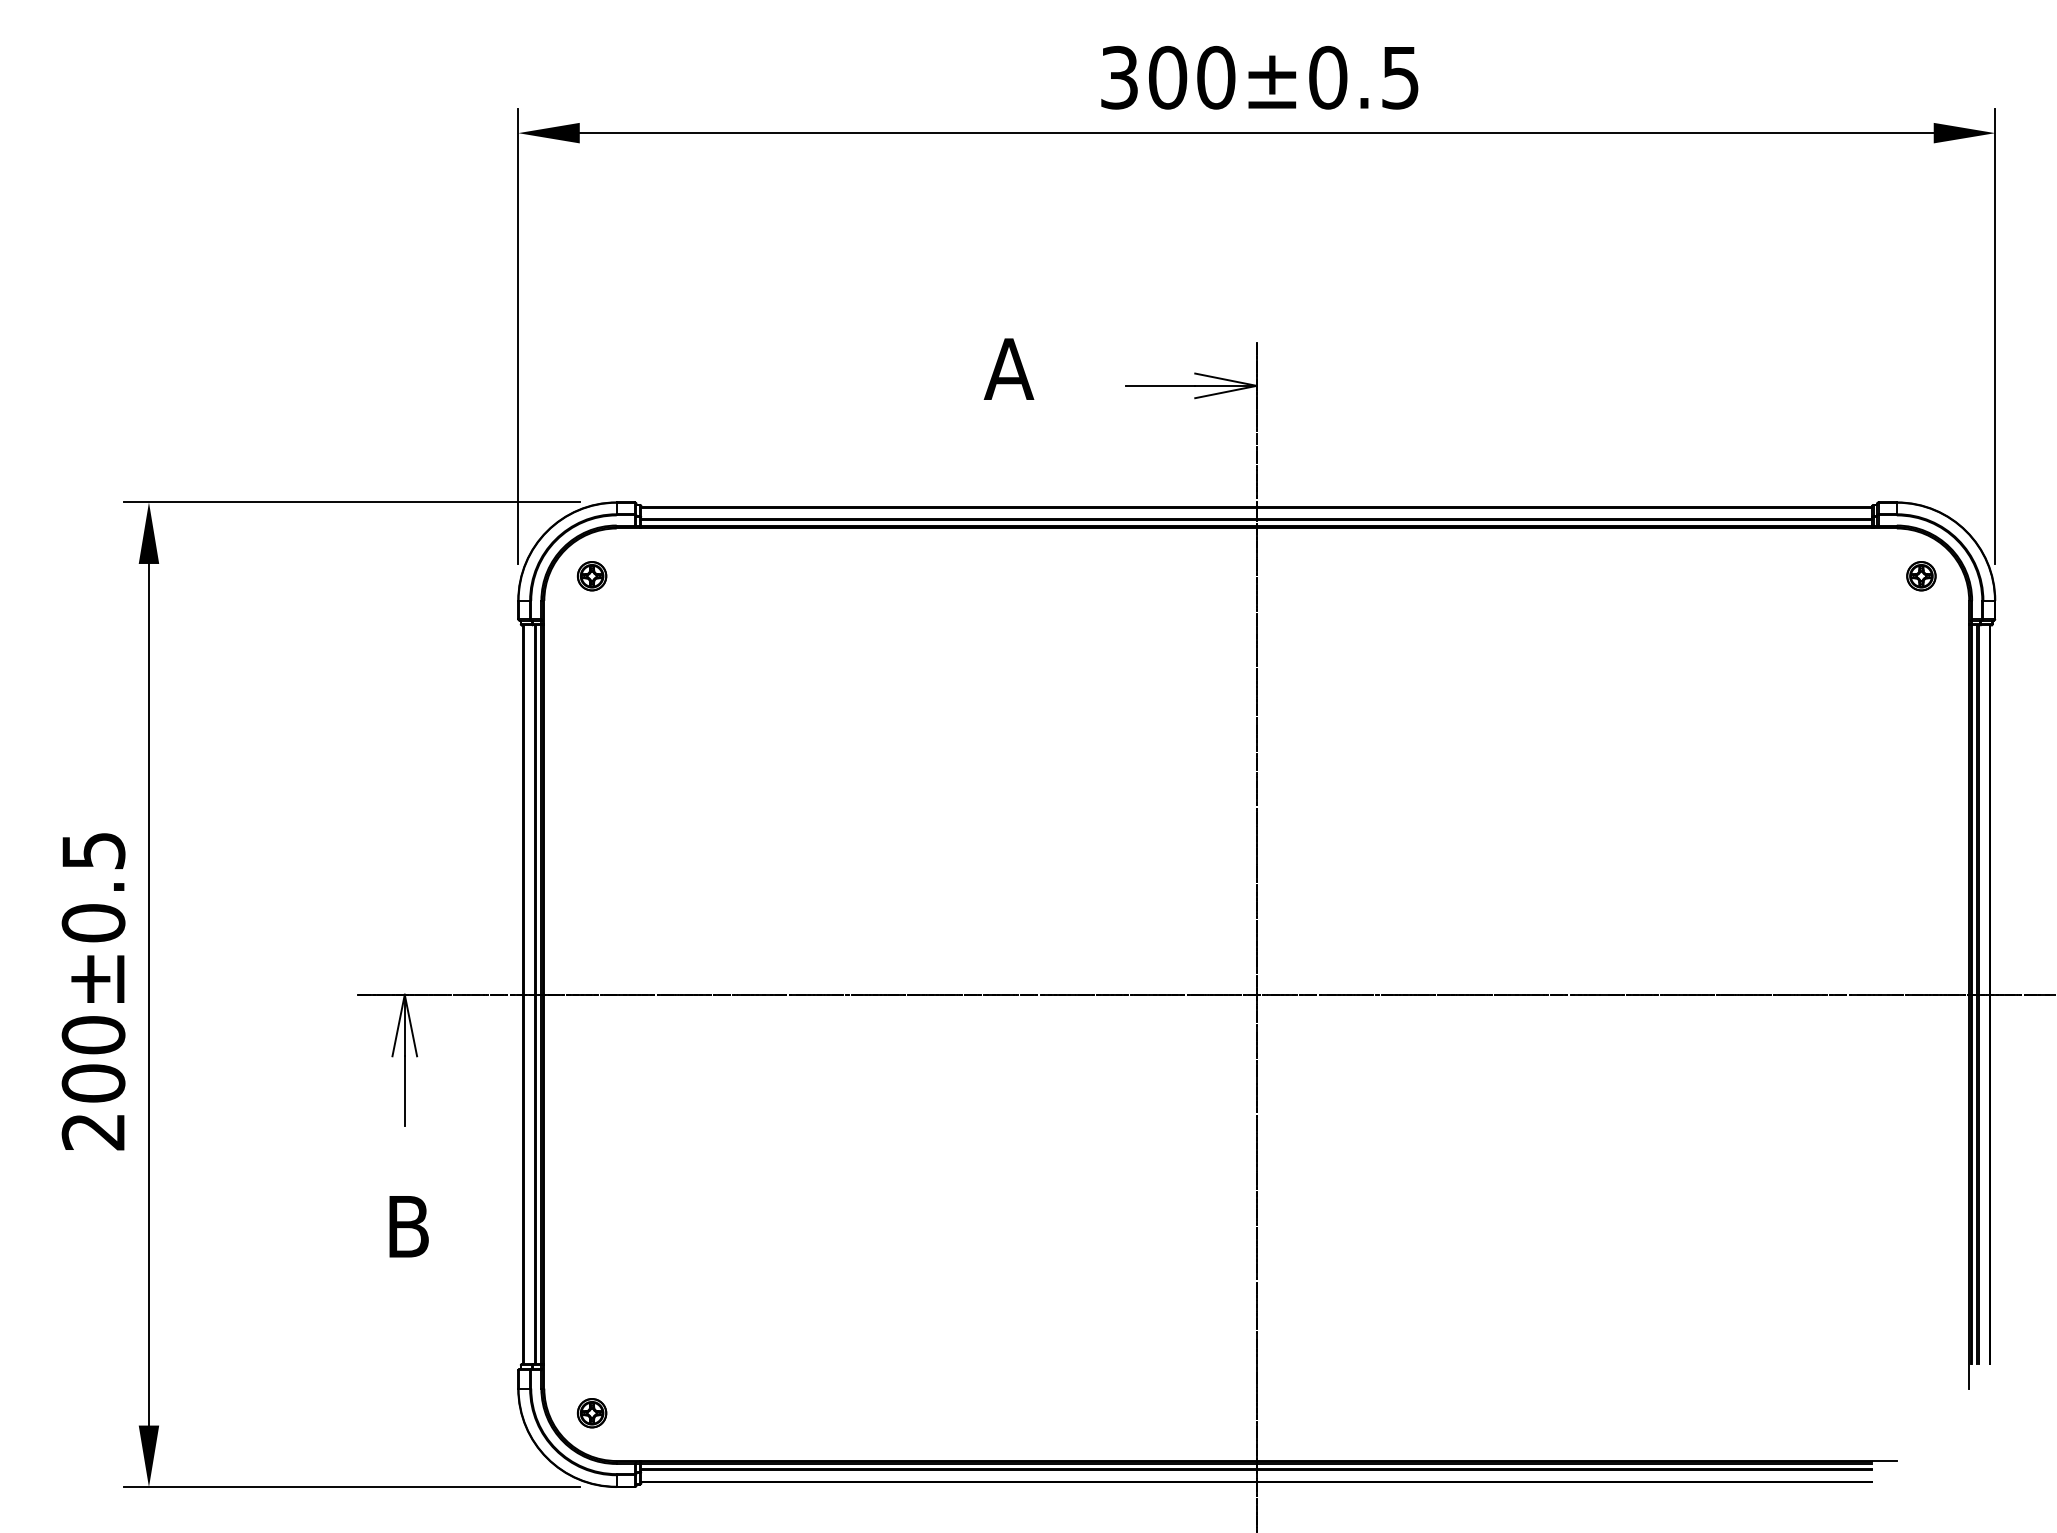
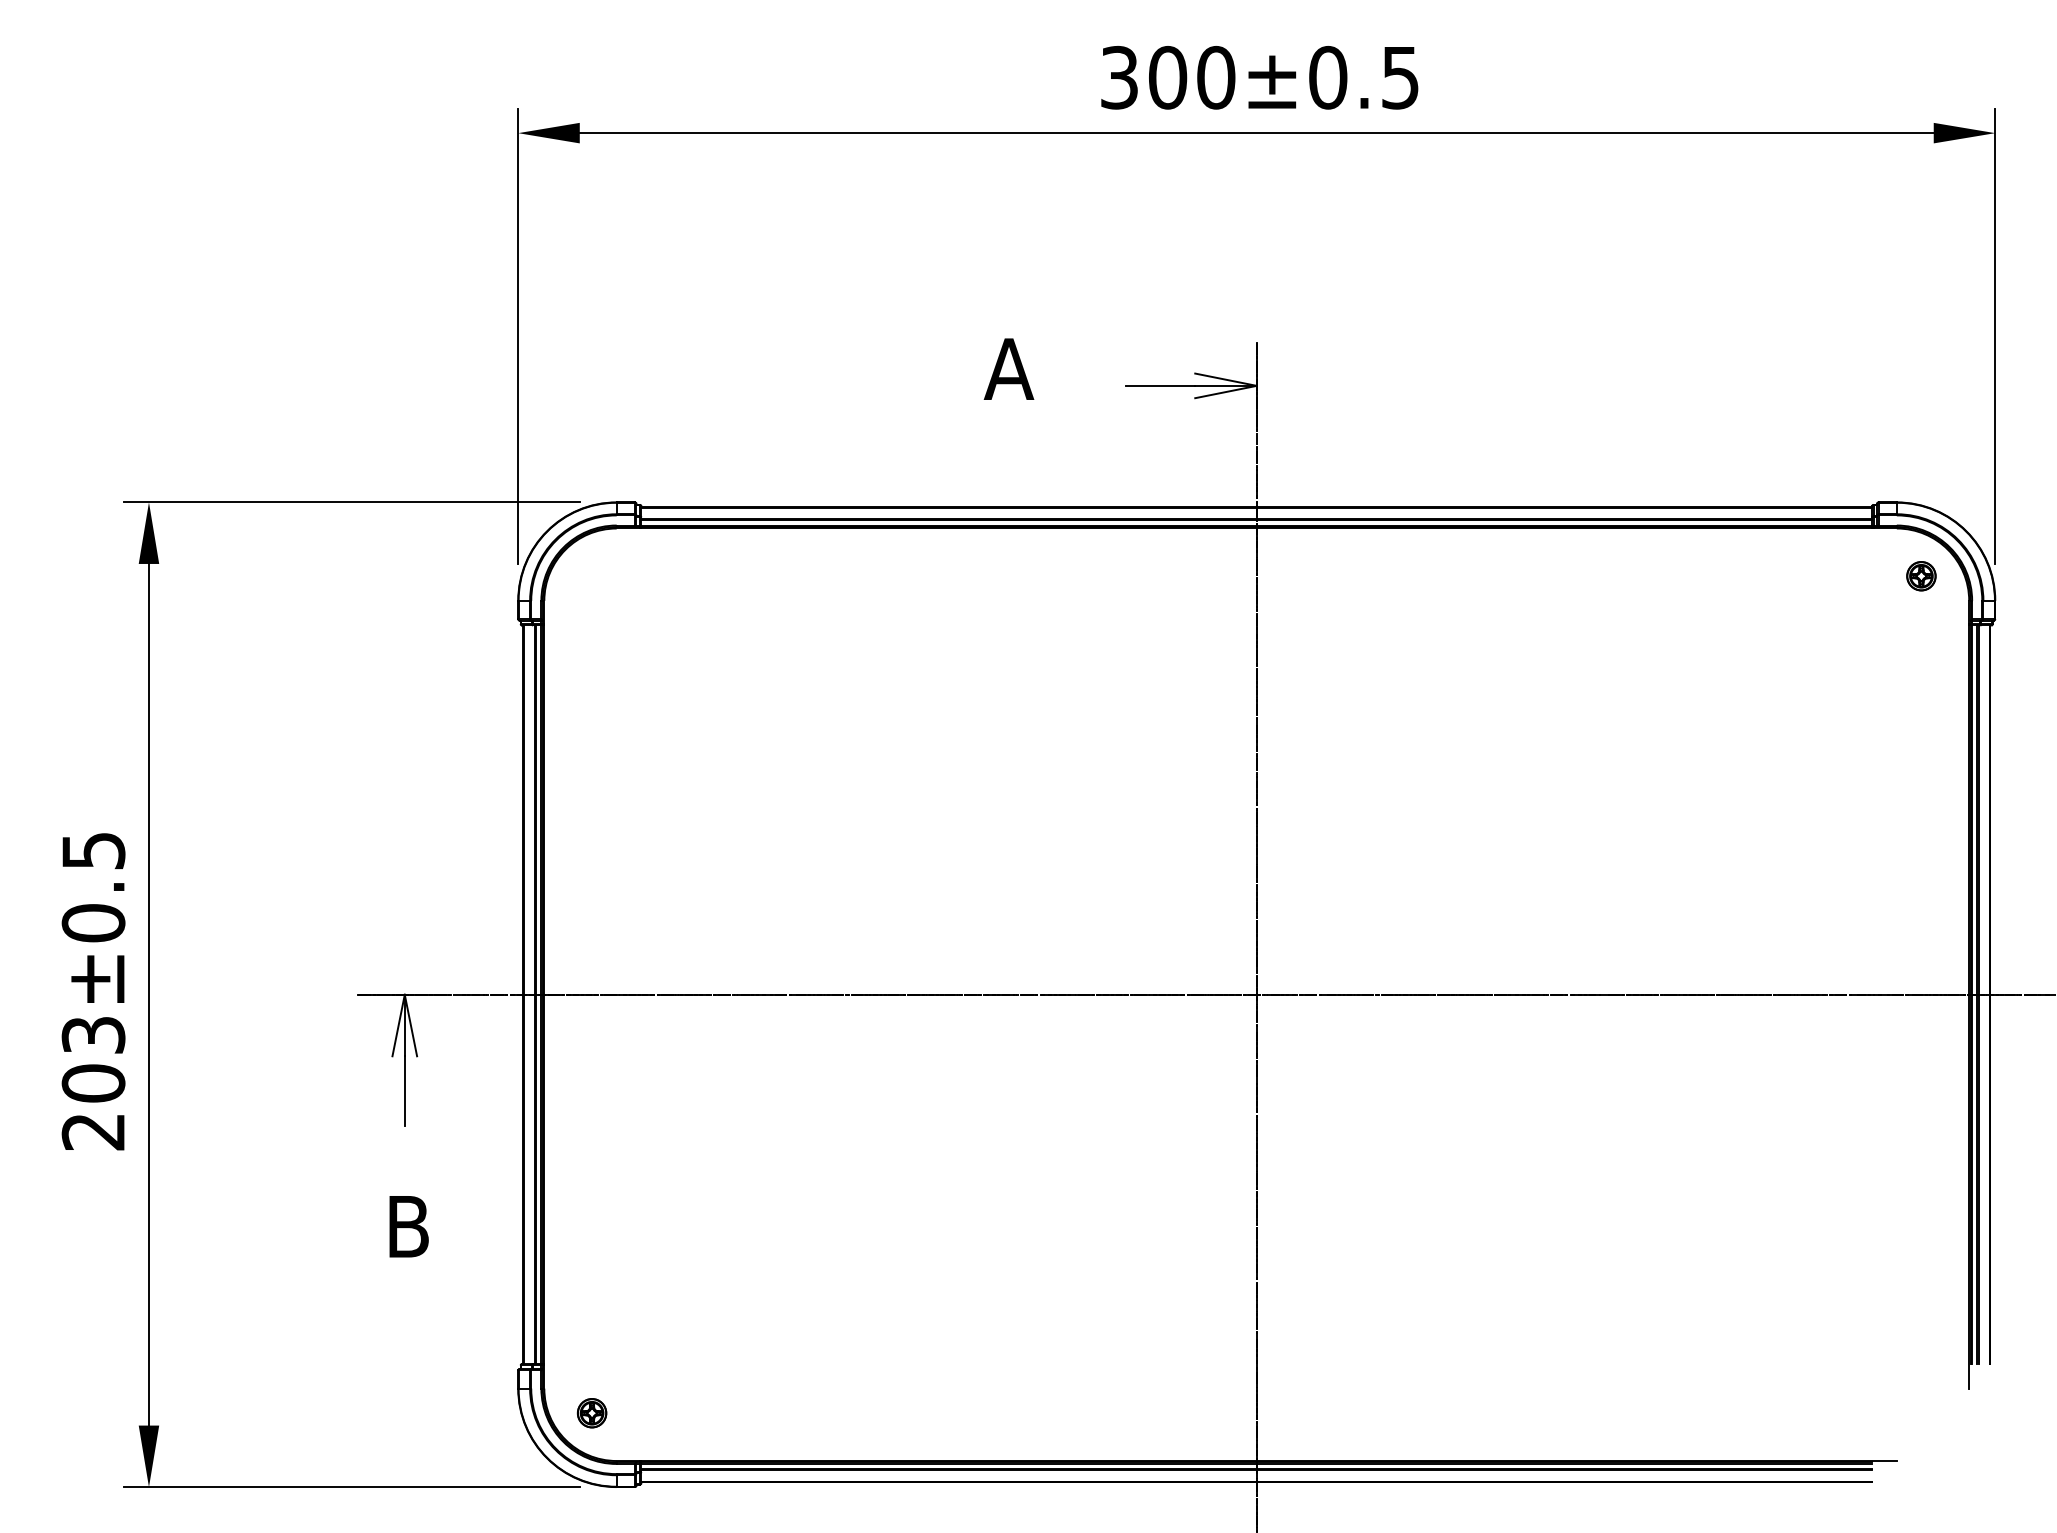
part: present -> none (591, 576)
text: 200±0.5 -> 203±0.5 (93, 1035)
